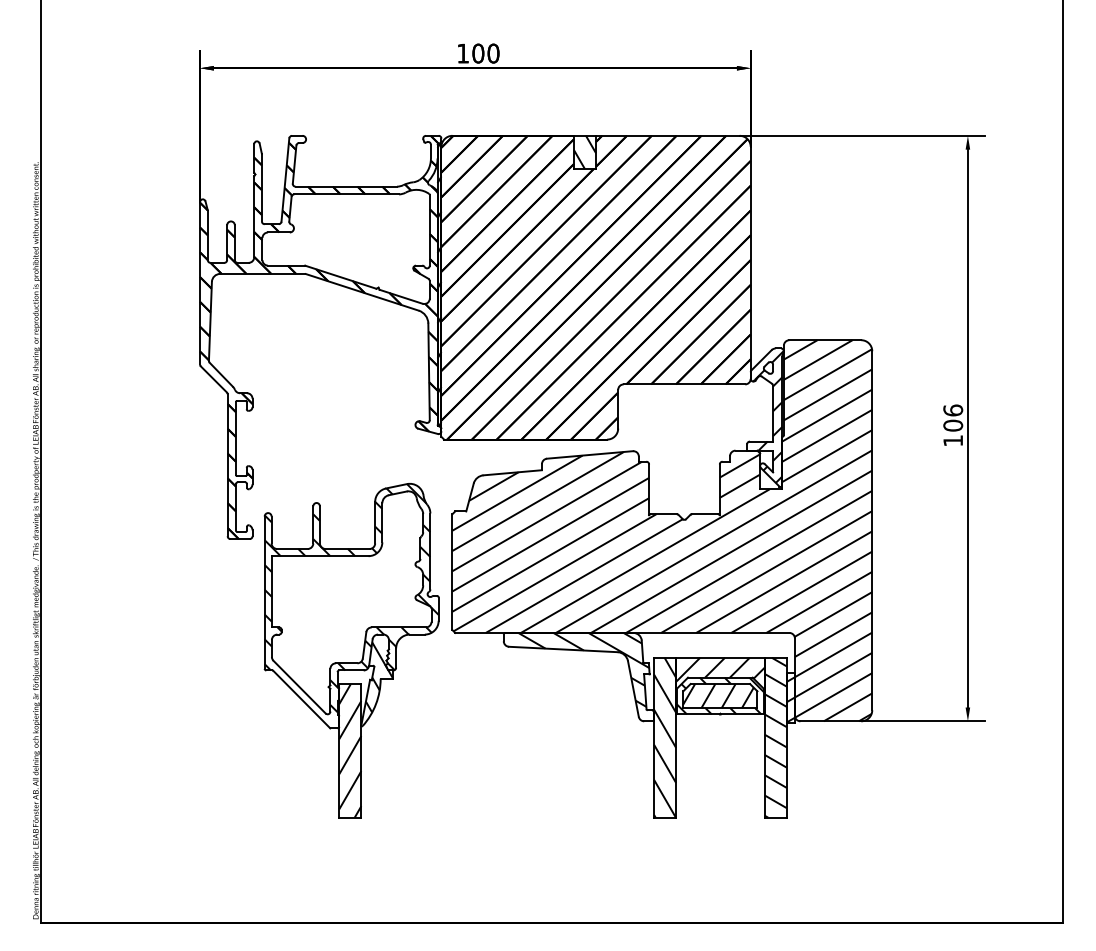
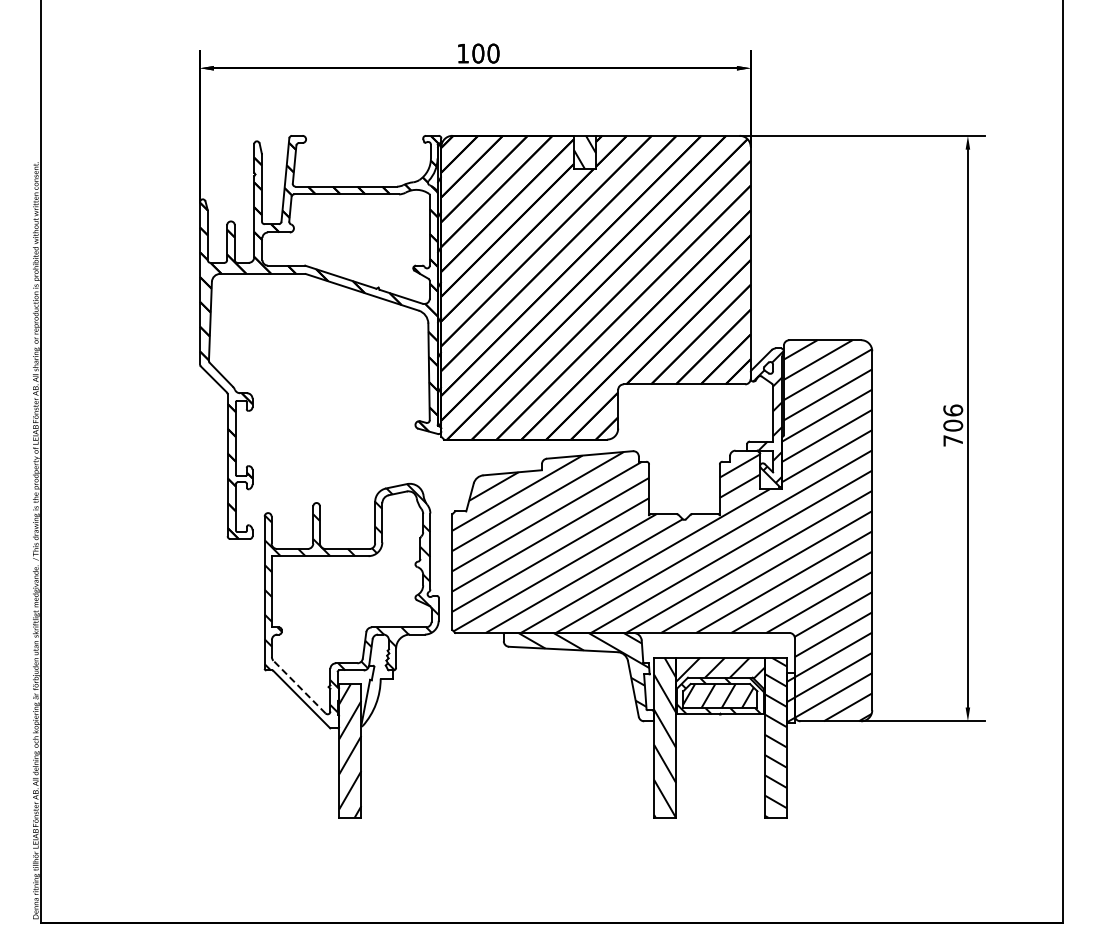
text: 106 -> 706 (952, 440)
hatch: present -> none (379, 677)
line: solid -> dashed (299, 686)
